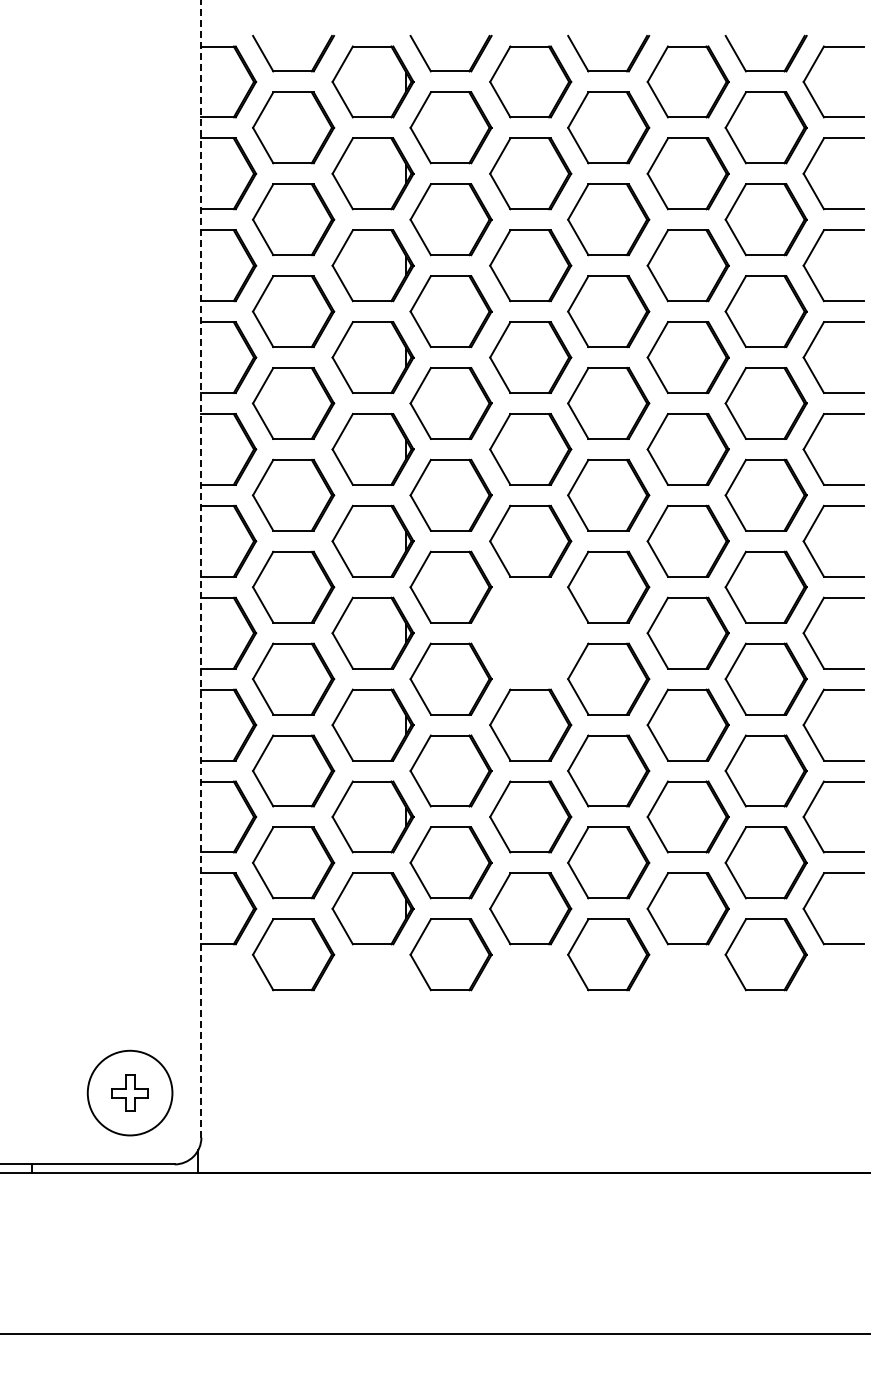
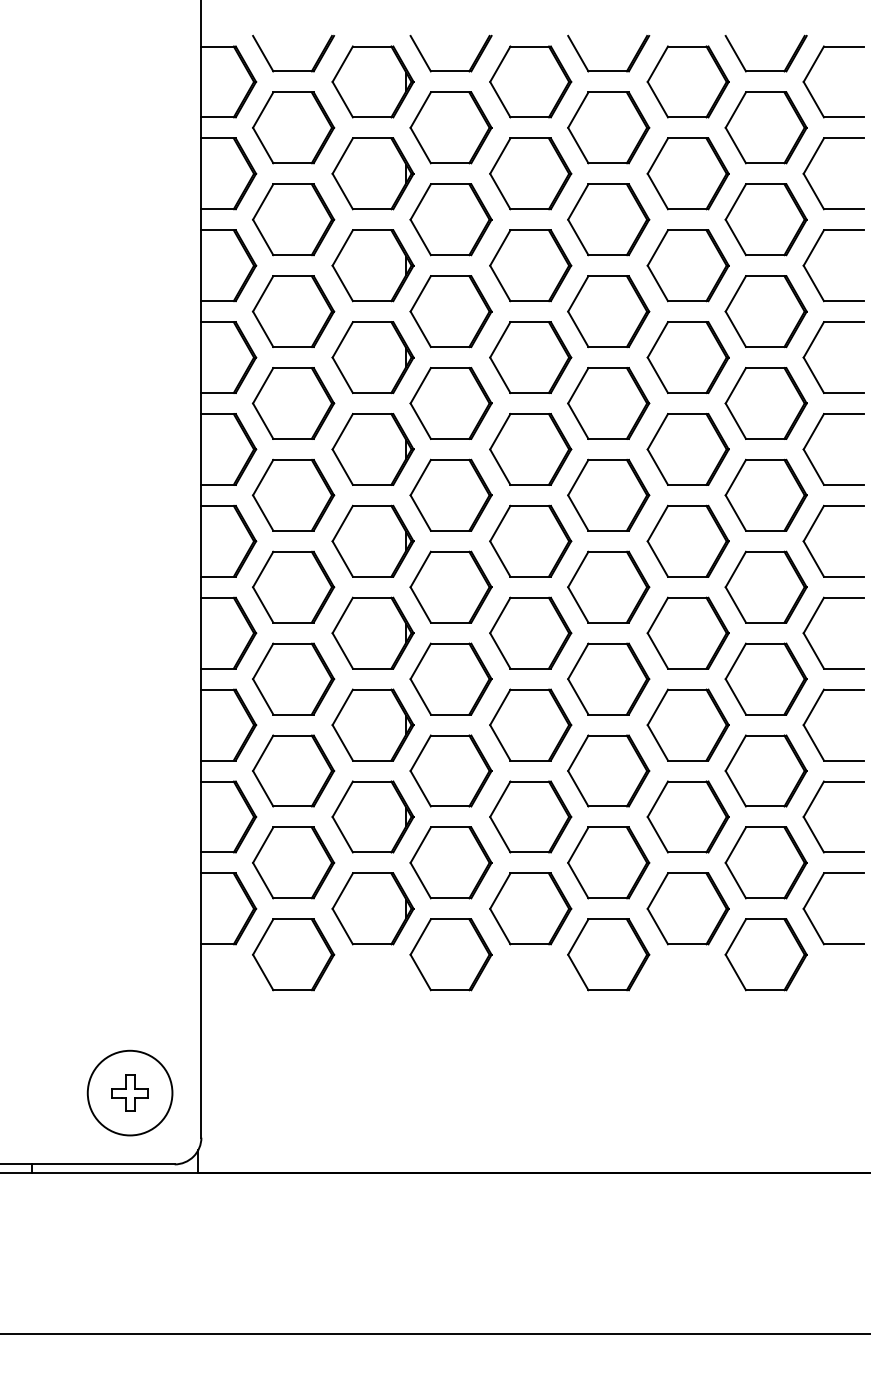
line: dashed -> solid (201, 568)
part: none -> present (530, 632)
